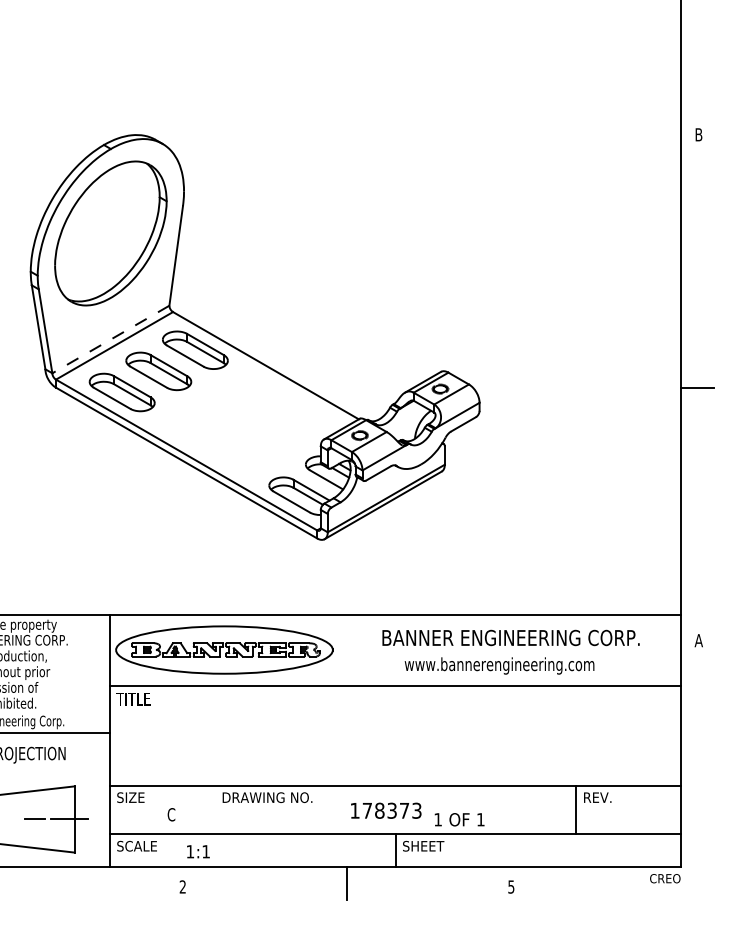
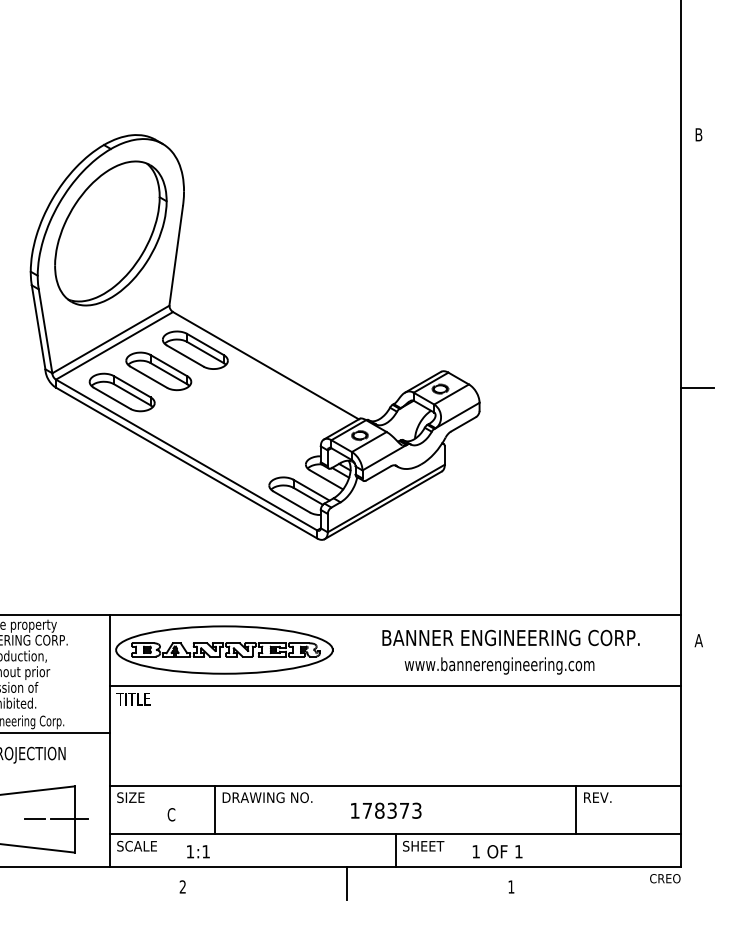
line: dashed -> solid (110, 339)
line: none -> present (214, 809)
text position: (459, 819) -> (497, 851) (497, 851)
text: 5 -> 1 (511, 886)
